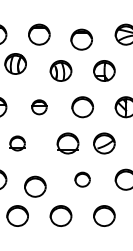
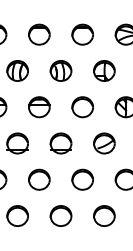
part position: (81, 39) -> (82, 34) (82, 34)
part position: (15, 63) -> (17, 70) (17, 70)
part size: 17x17 px -> 23x23 px (39, 107)
part size: 17x17 px -> 23x23 px (17, 143)
part position: (67, 143) -> (60, 143) (60, 143)
part size: 17x17 px -> 23x23 px (82, 179)
part position: (35, 186) -> (39, 179) (39, 179)
